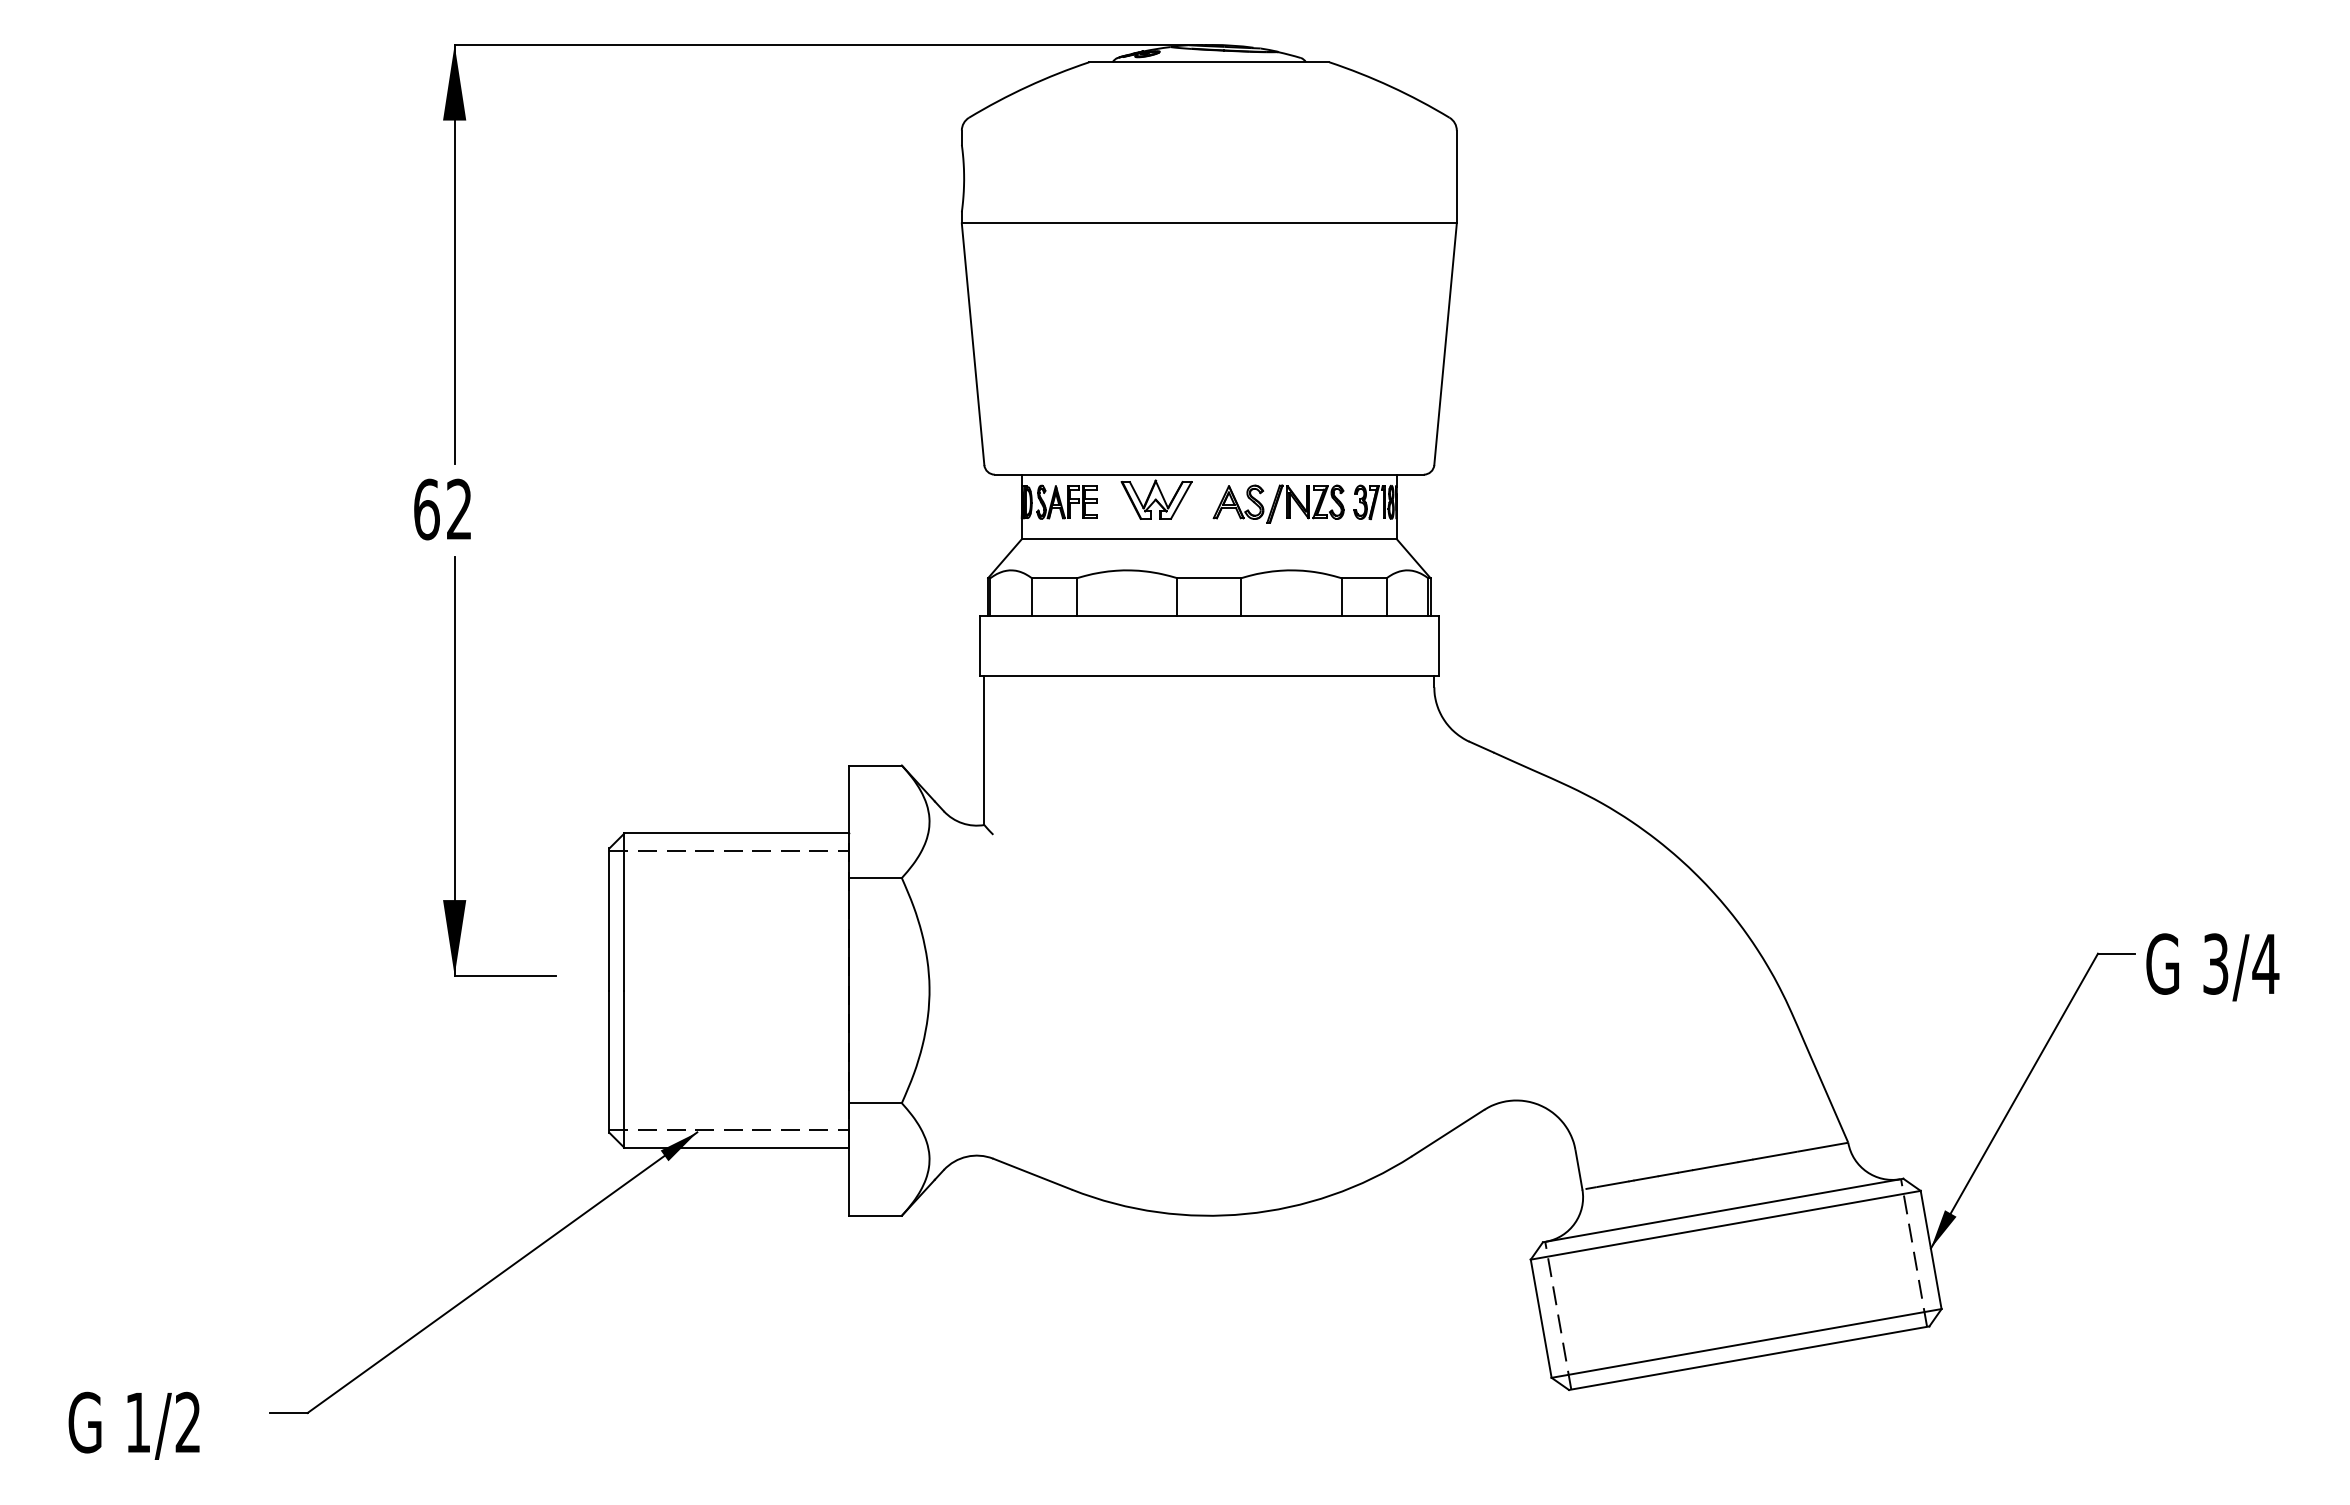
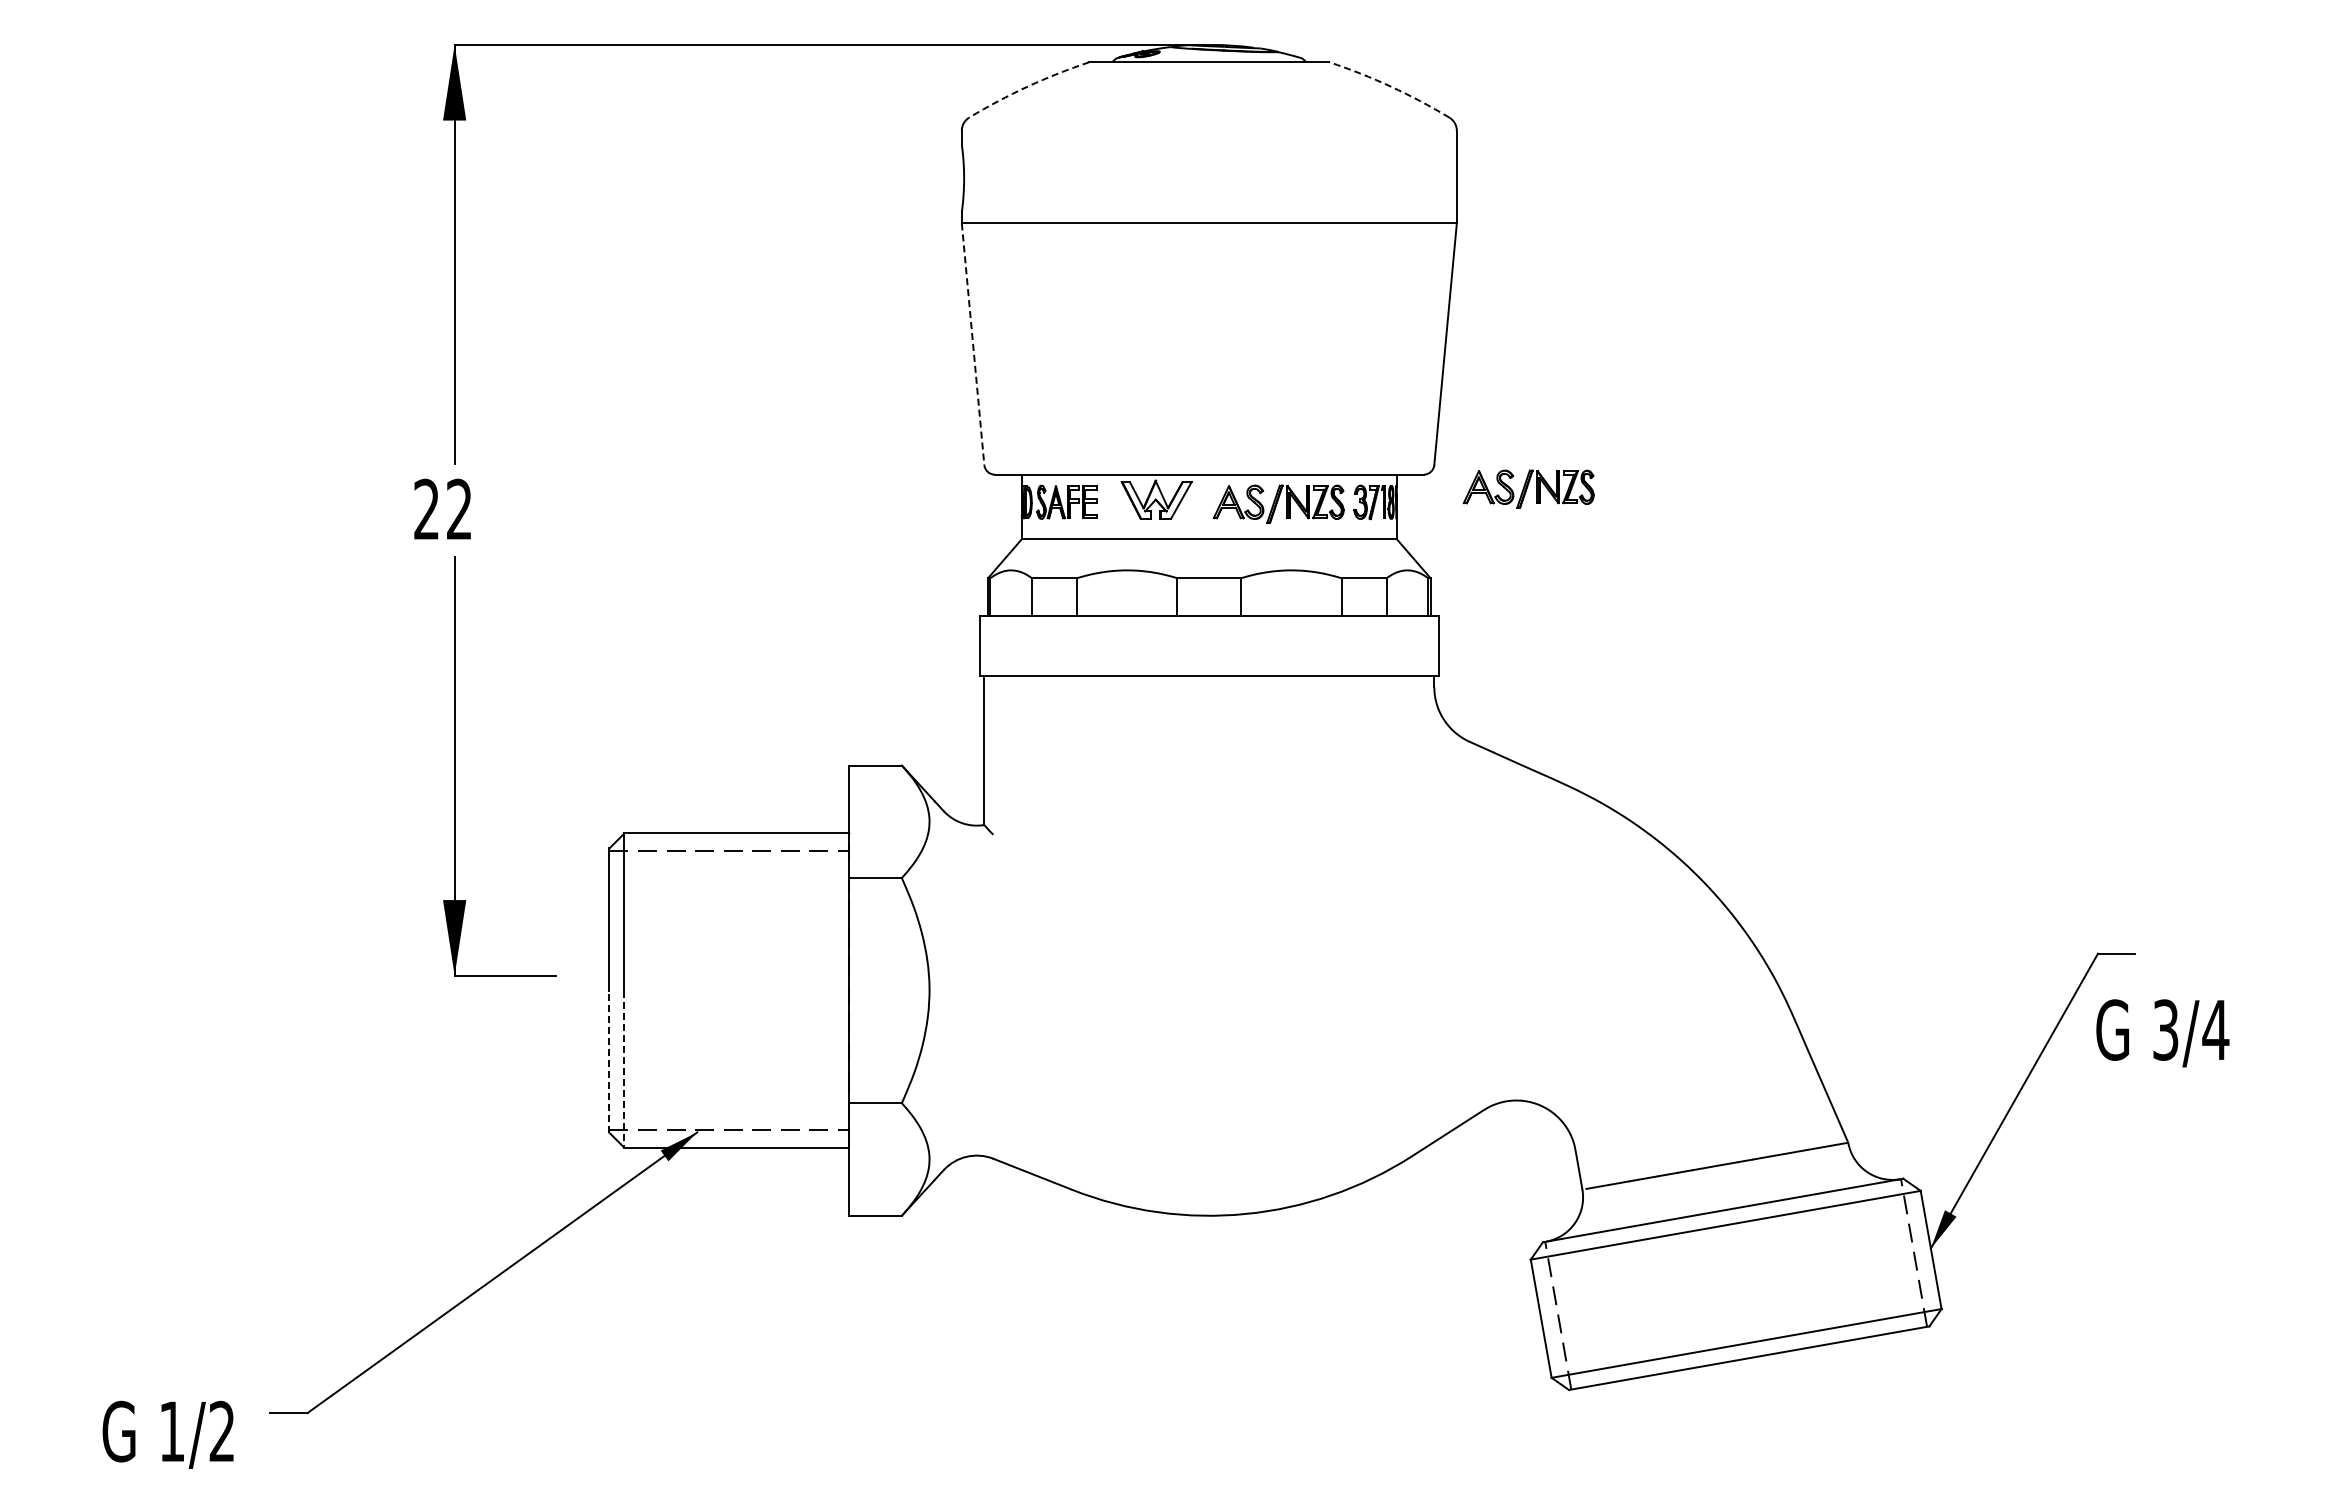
arc: solid -> dashed (1027, 86)
arc: solid -> dashed (1390, 86)
line: solid -> dashed (973, 344)
part: none -> present (1528, 488)
text: 62 -> 22 (426, 509)
text position: (2212, 967) -> (2162, 1033) (2162, 1033)
line: solid -> dashed (609, 1061)
line: solid -> dashed (624, 1069)
text position: (133, 1425) -> (167, 1434) (167, 1434)
